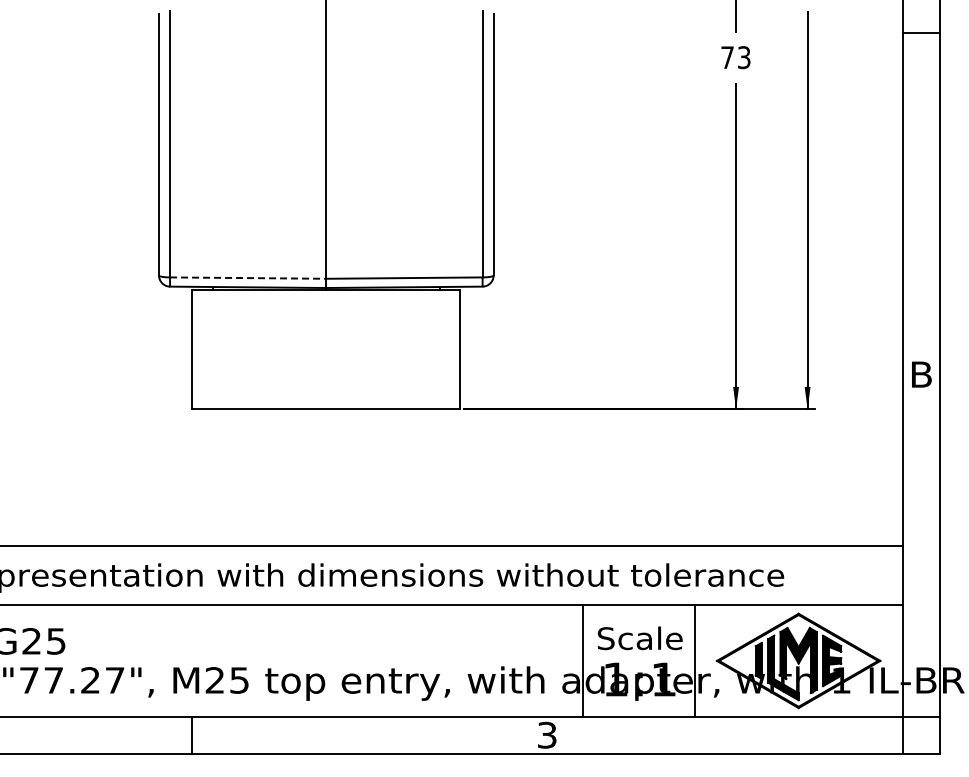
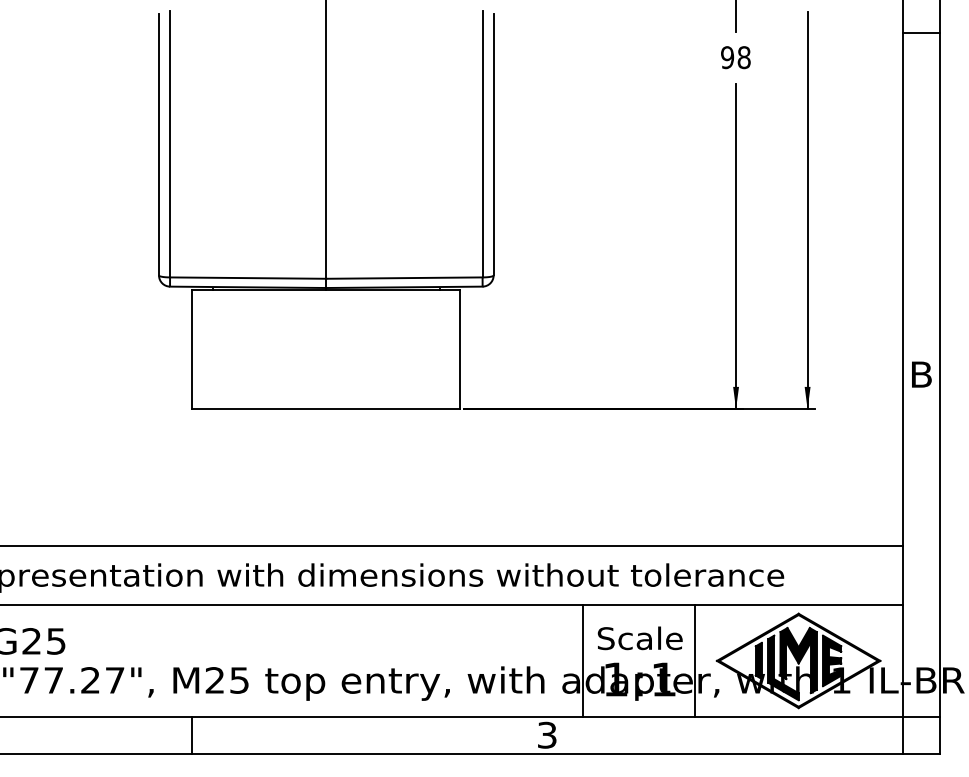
text: 73 -> 98 (735, 57)
line: dashed -> solid (248, 278)
